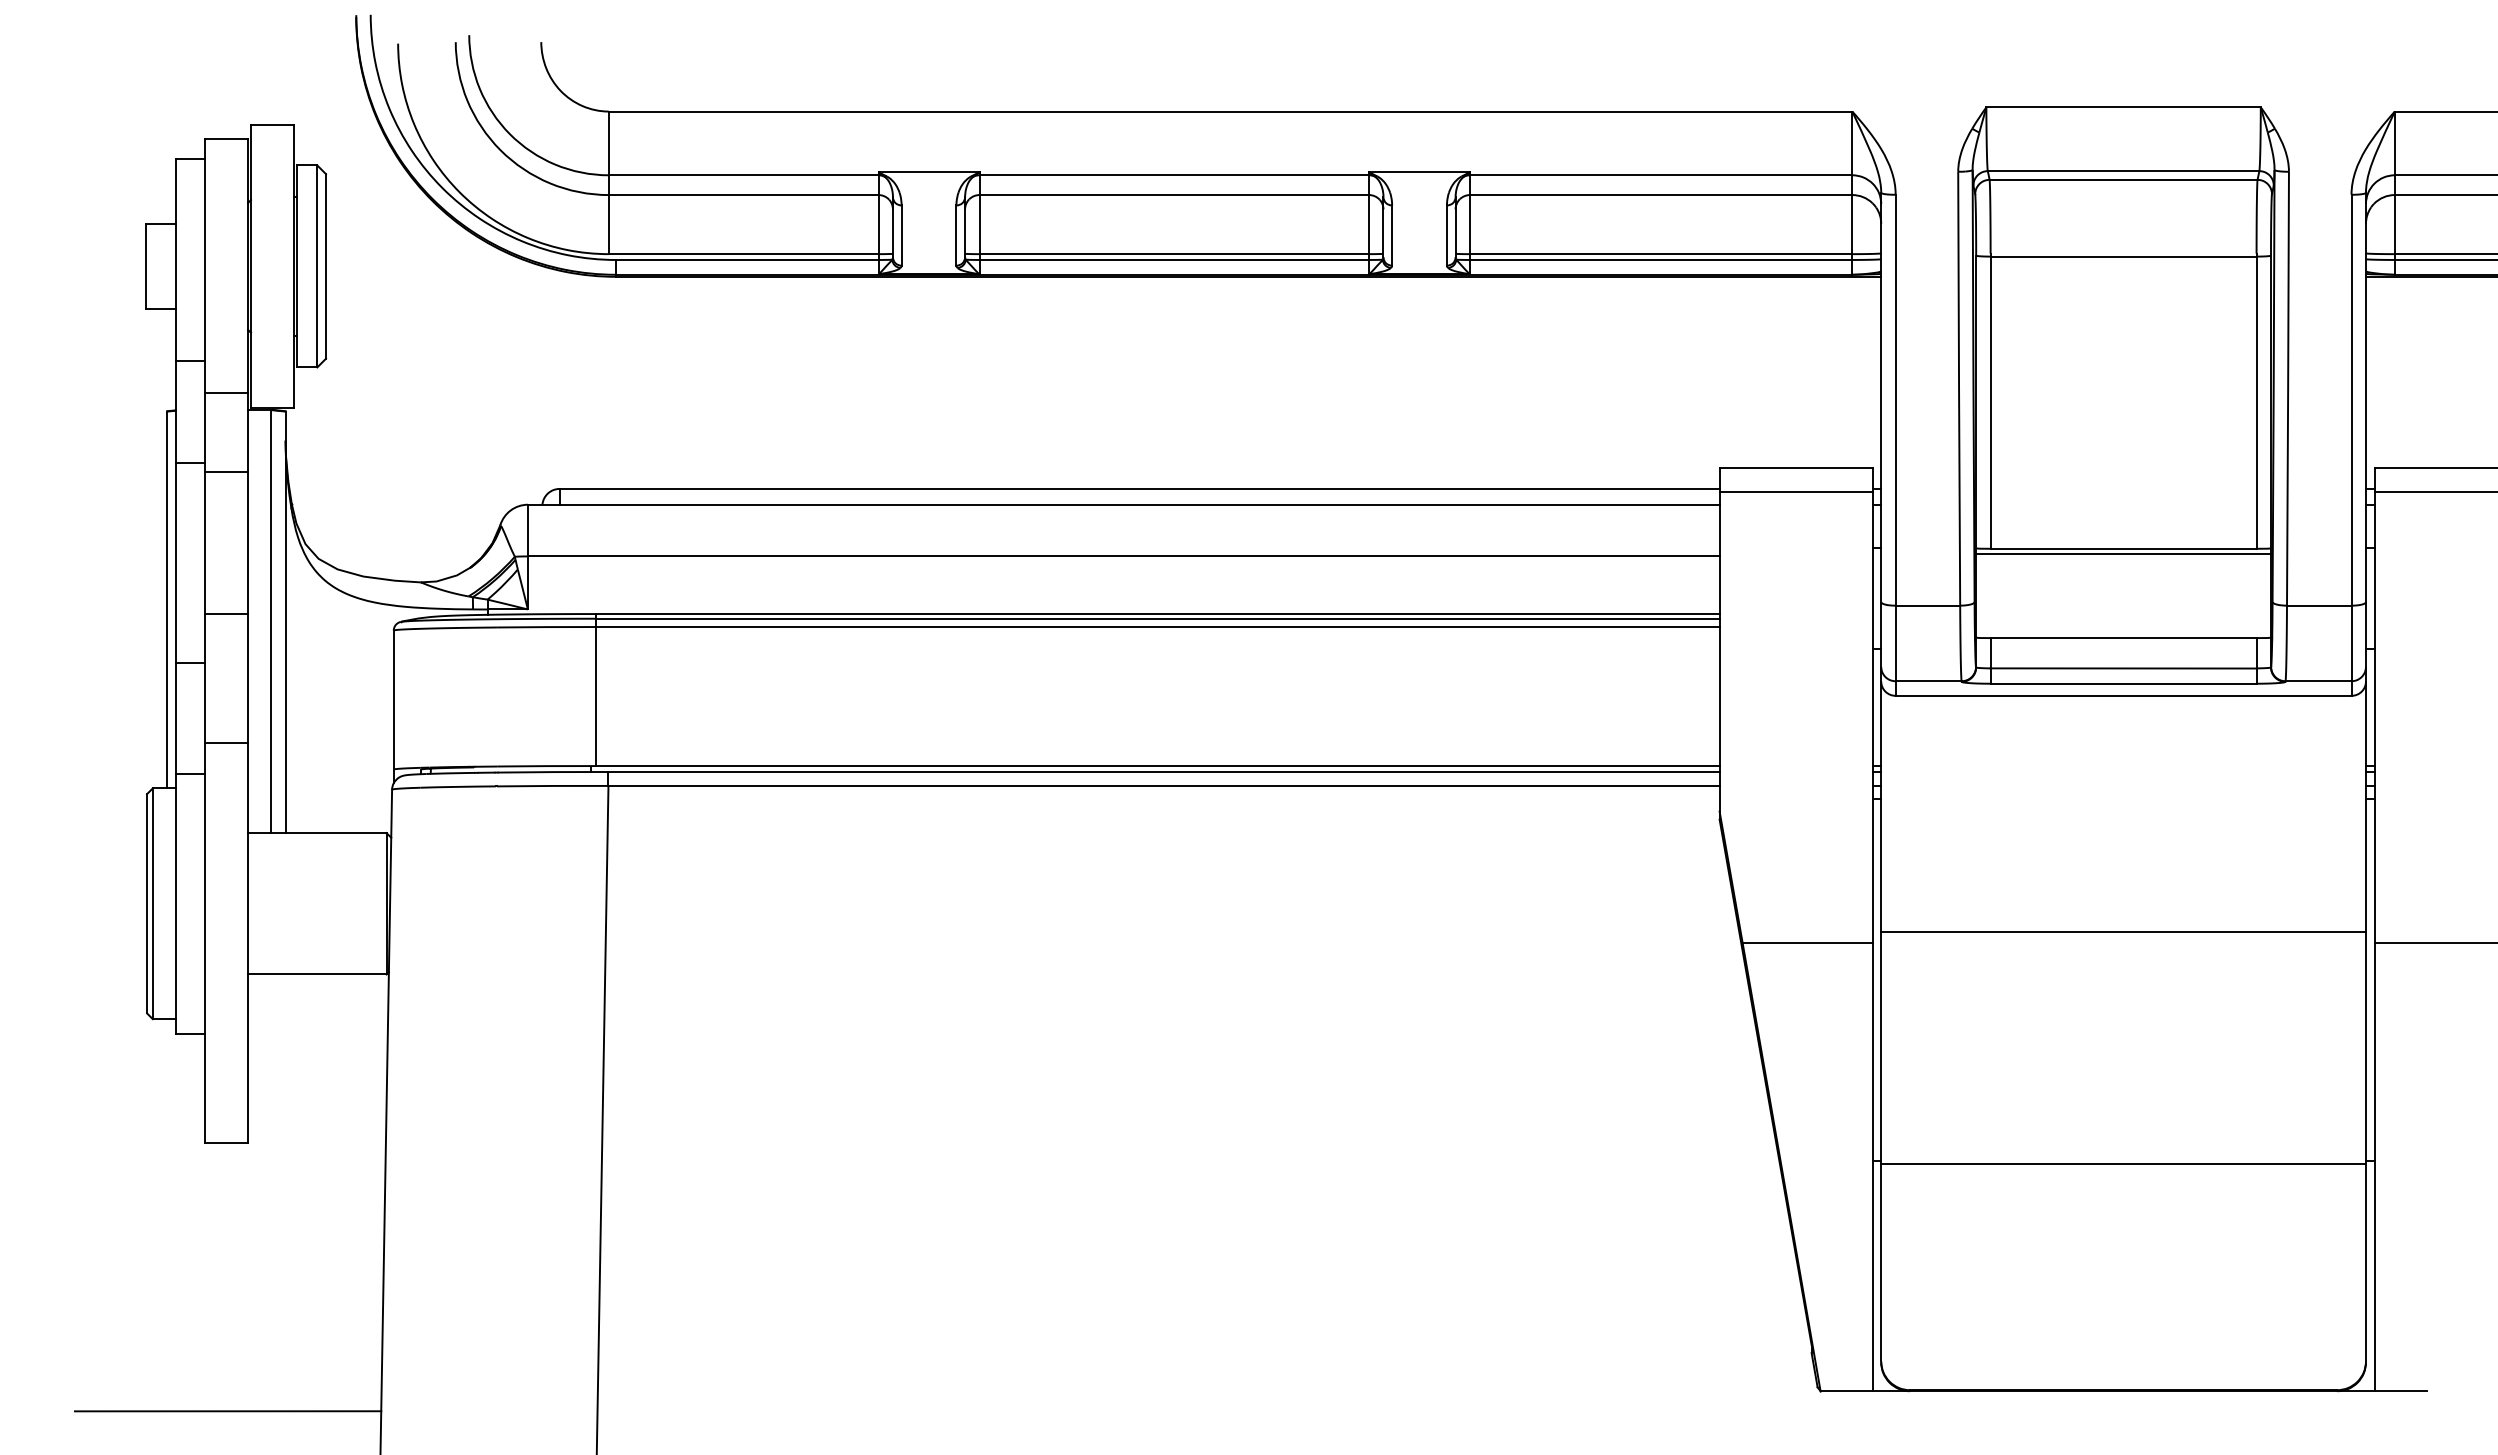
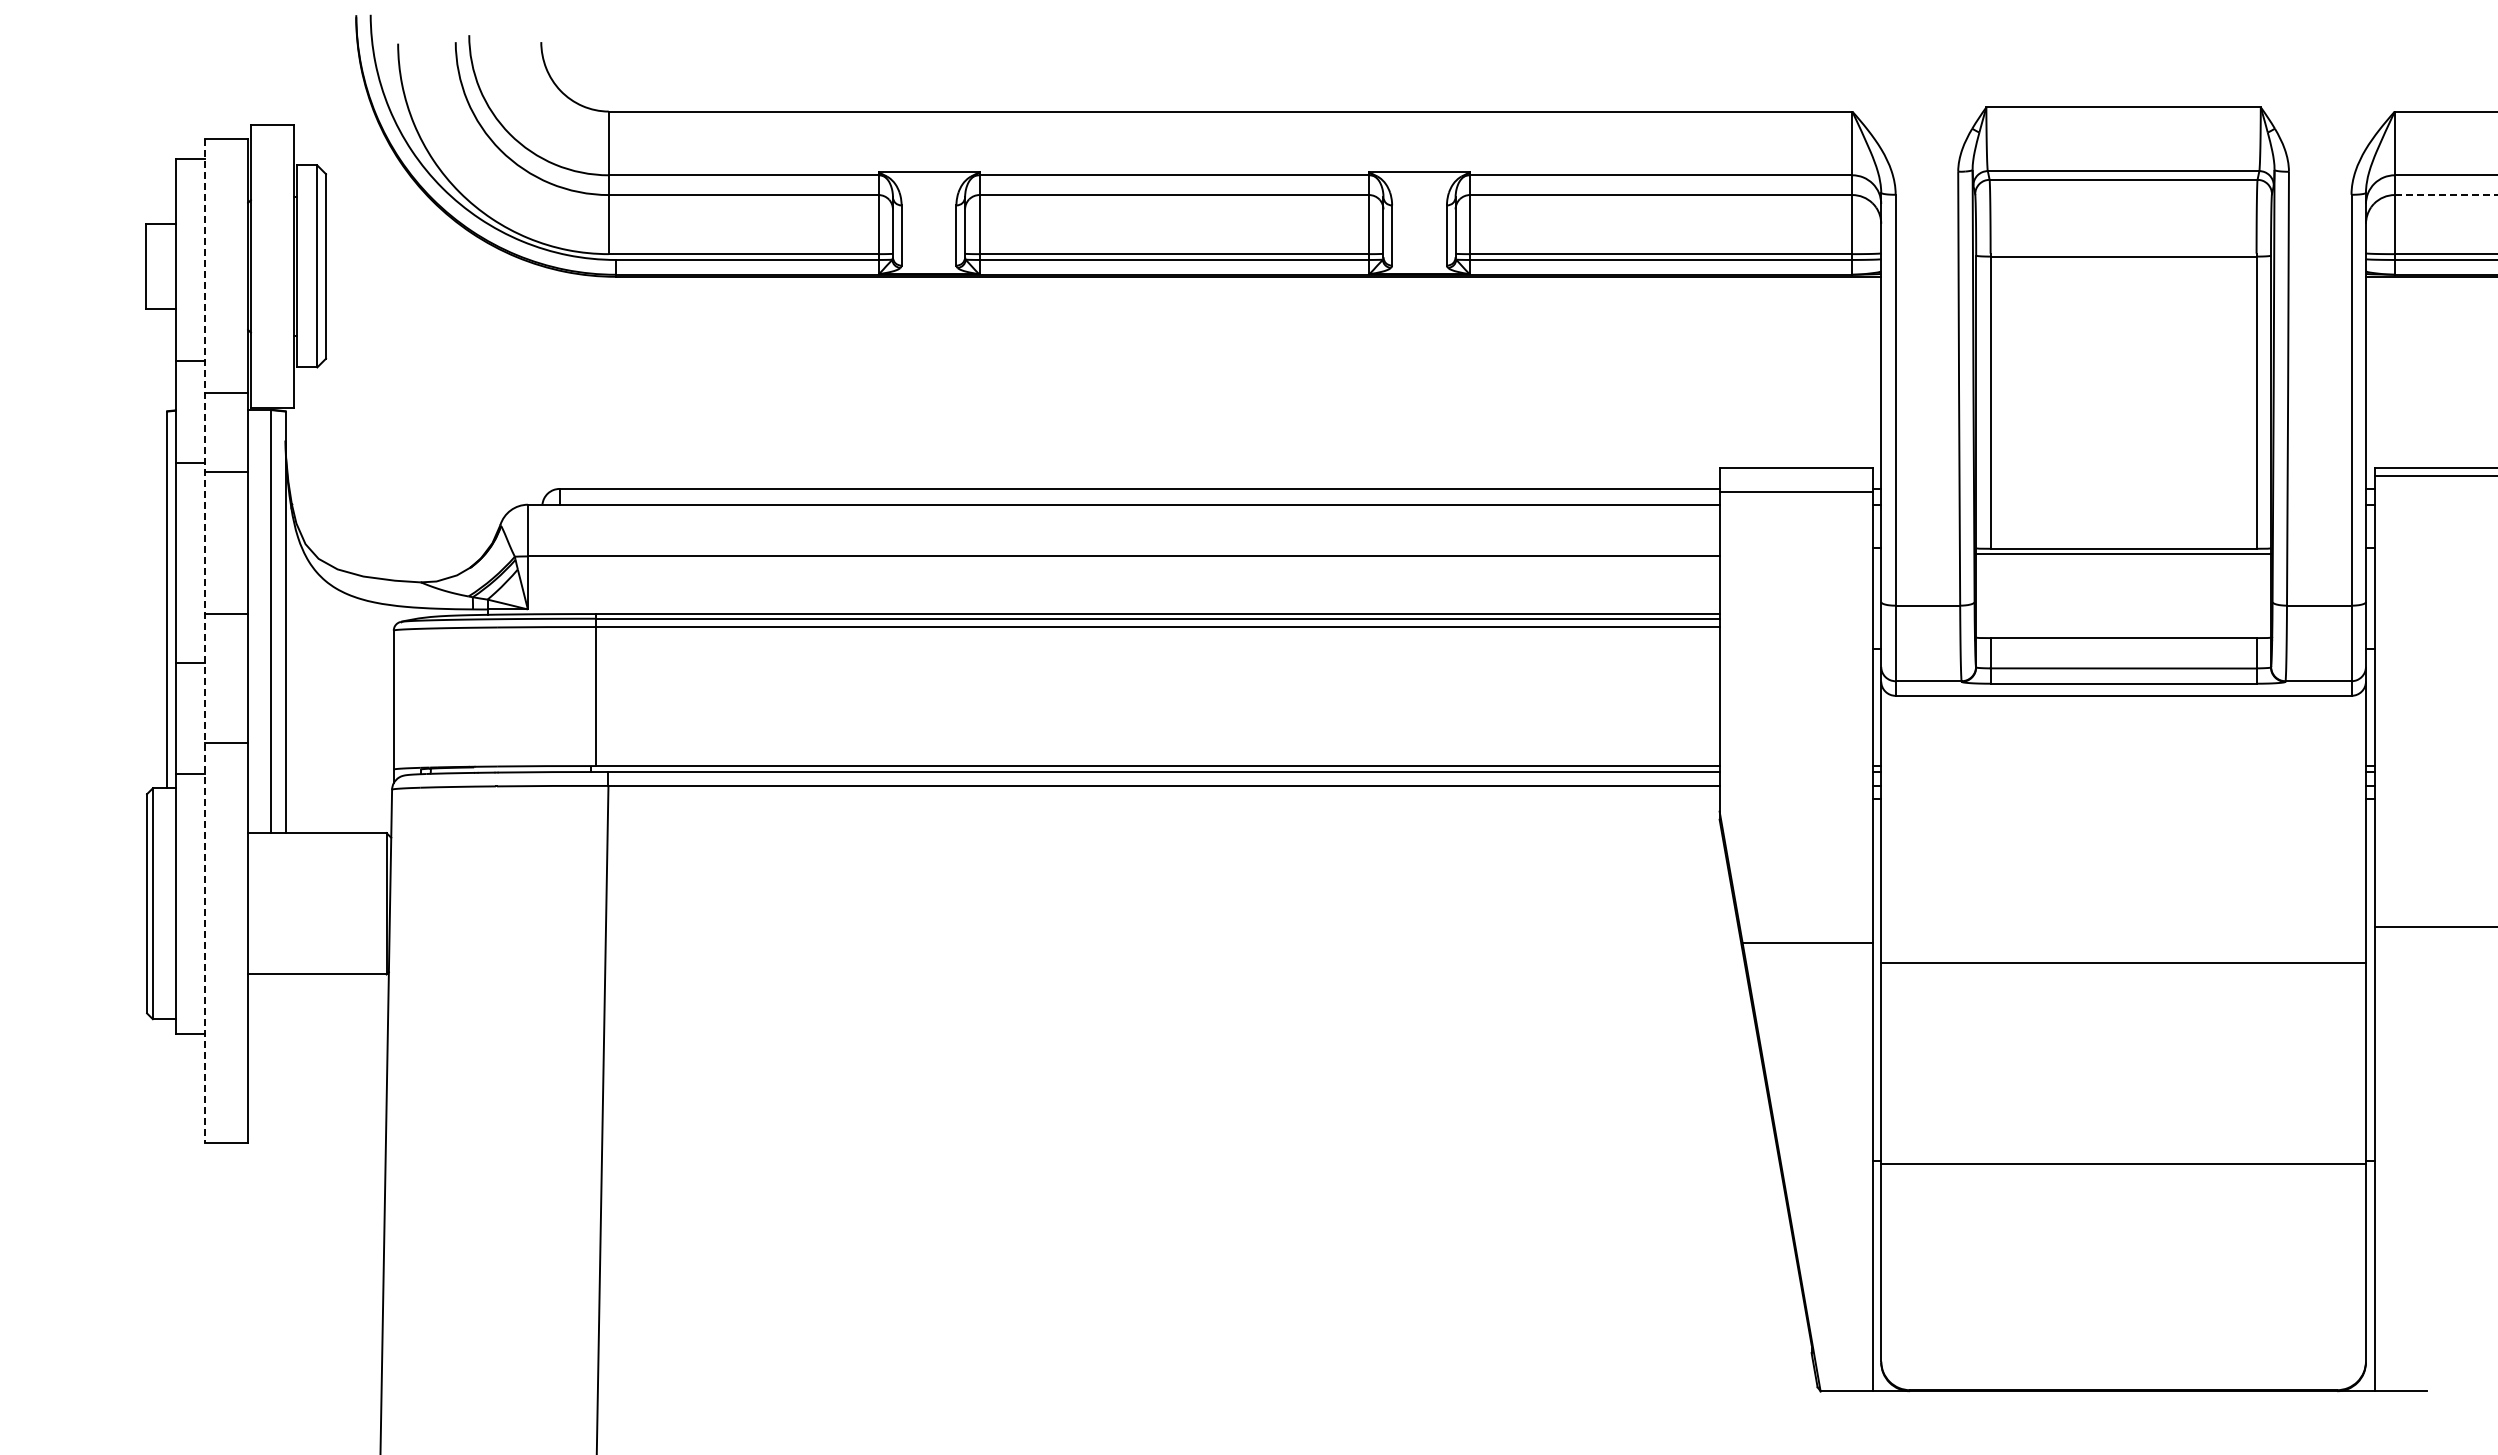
line: solid -> dashed (2446, 195)
line position: (2434, 491) -> (2434, 475) (2434, 475)
line: solid -> dashed (204, 641)
line position: (2123, 931) -> (2123, 962) (2123, 962)
line position: (2434, 943) -> (2434, 927) (2434, 927)
line: present -> none (227, 1411)
